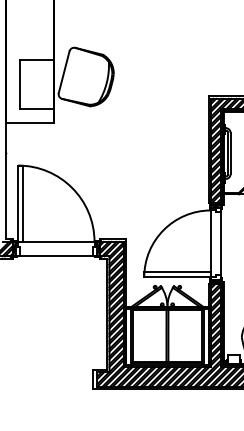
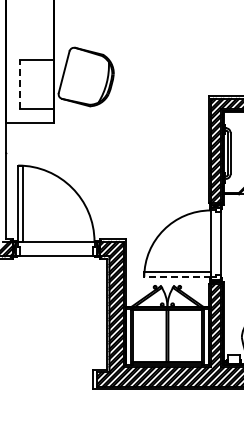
line: solid -> dashed (20, 84)
line: solid -> dashed (177, 277)
